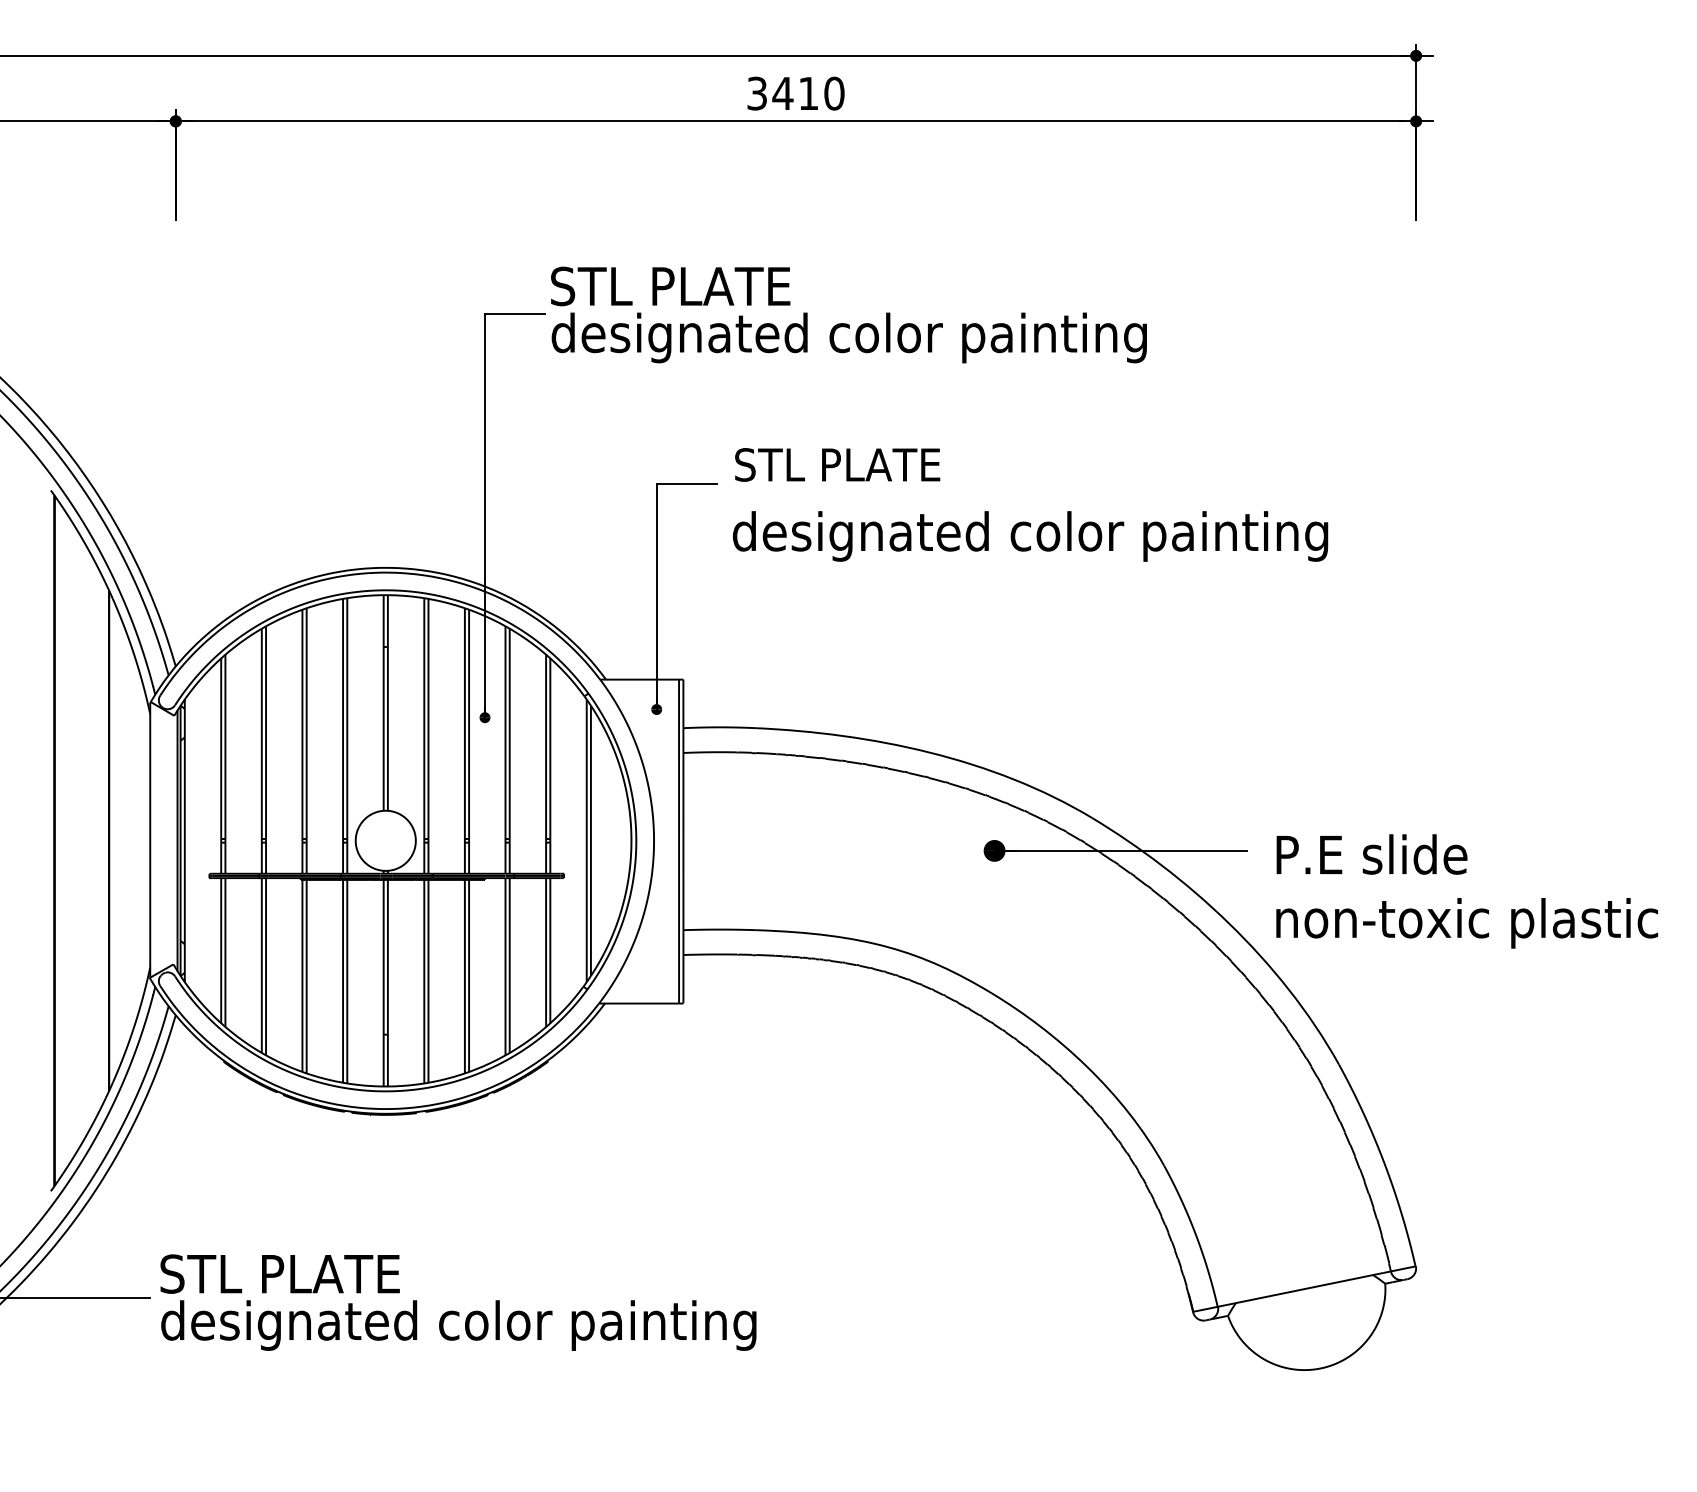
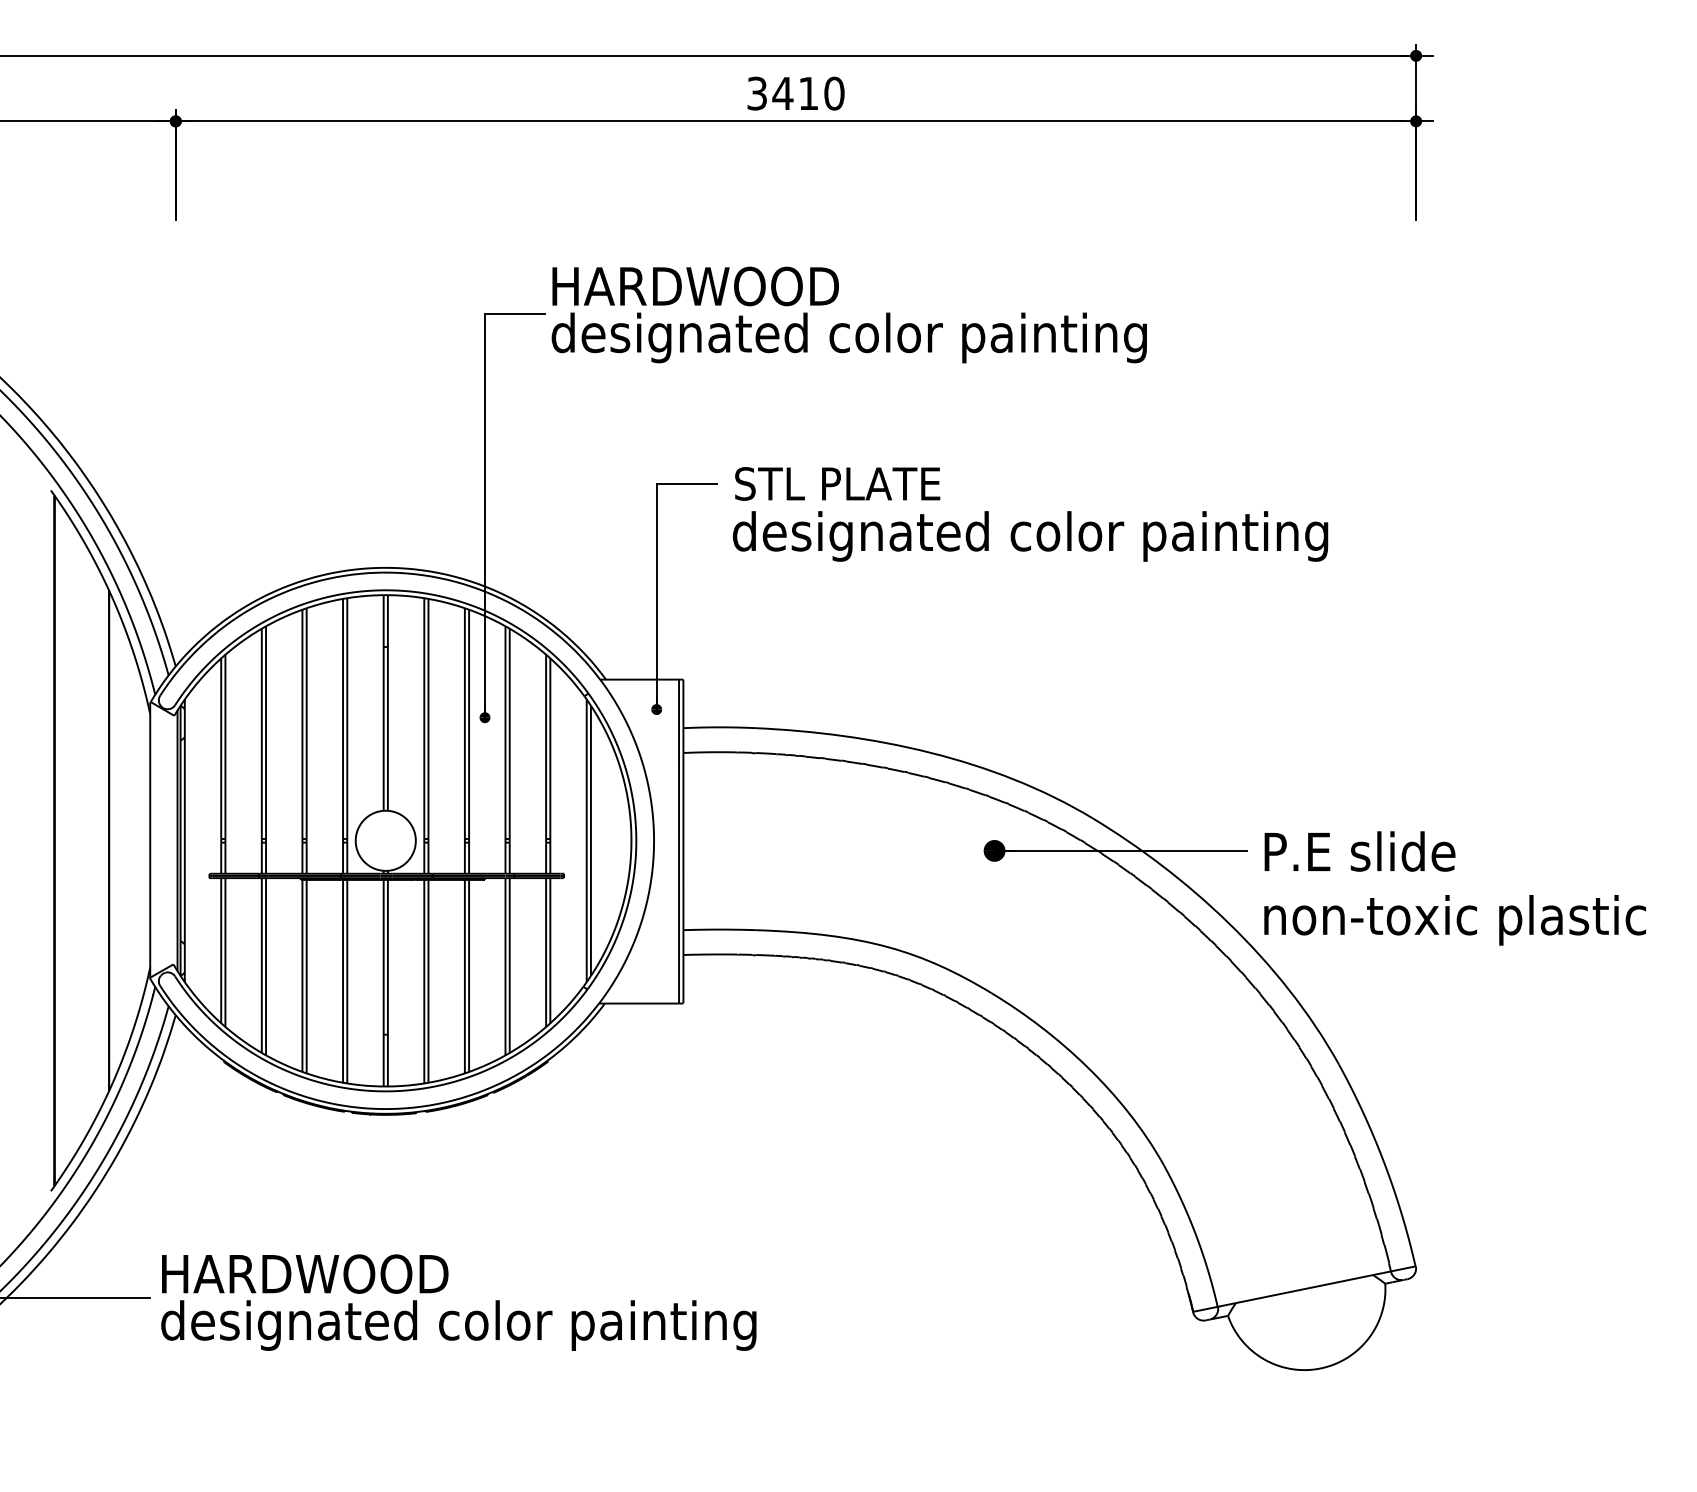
text: STL PLATE -> HARDWOOD (694, 286)
text position: (837, 464) -> (837, 483) (837, 483)
text position: (1466, 891) -> (1454, 888) (1454, 888)
text: STL PLATE -> HARDWOOD (304, 1273)
